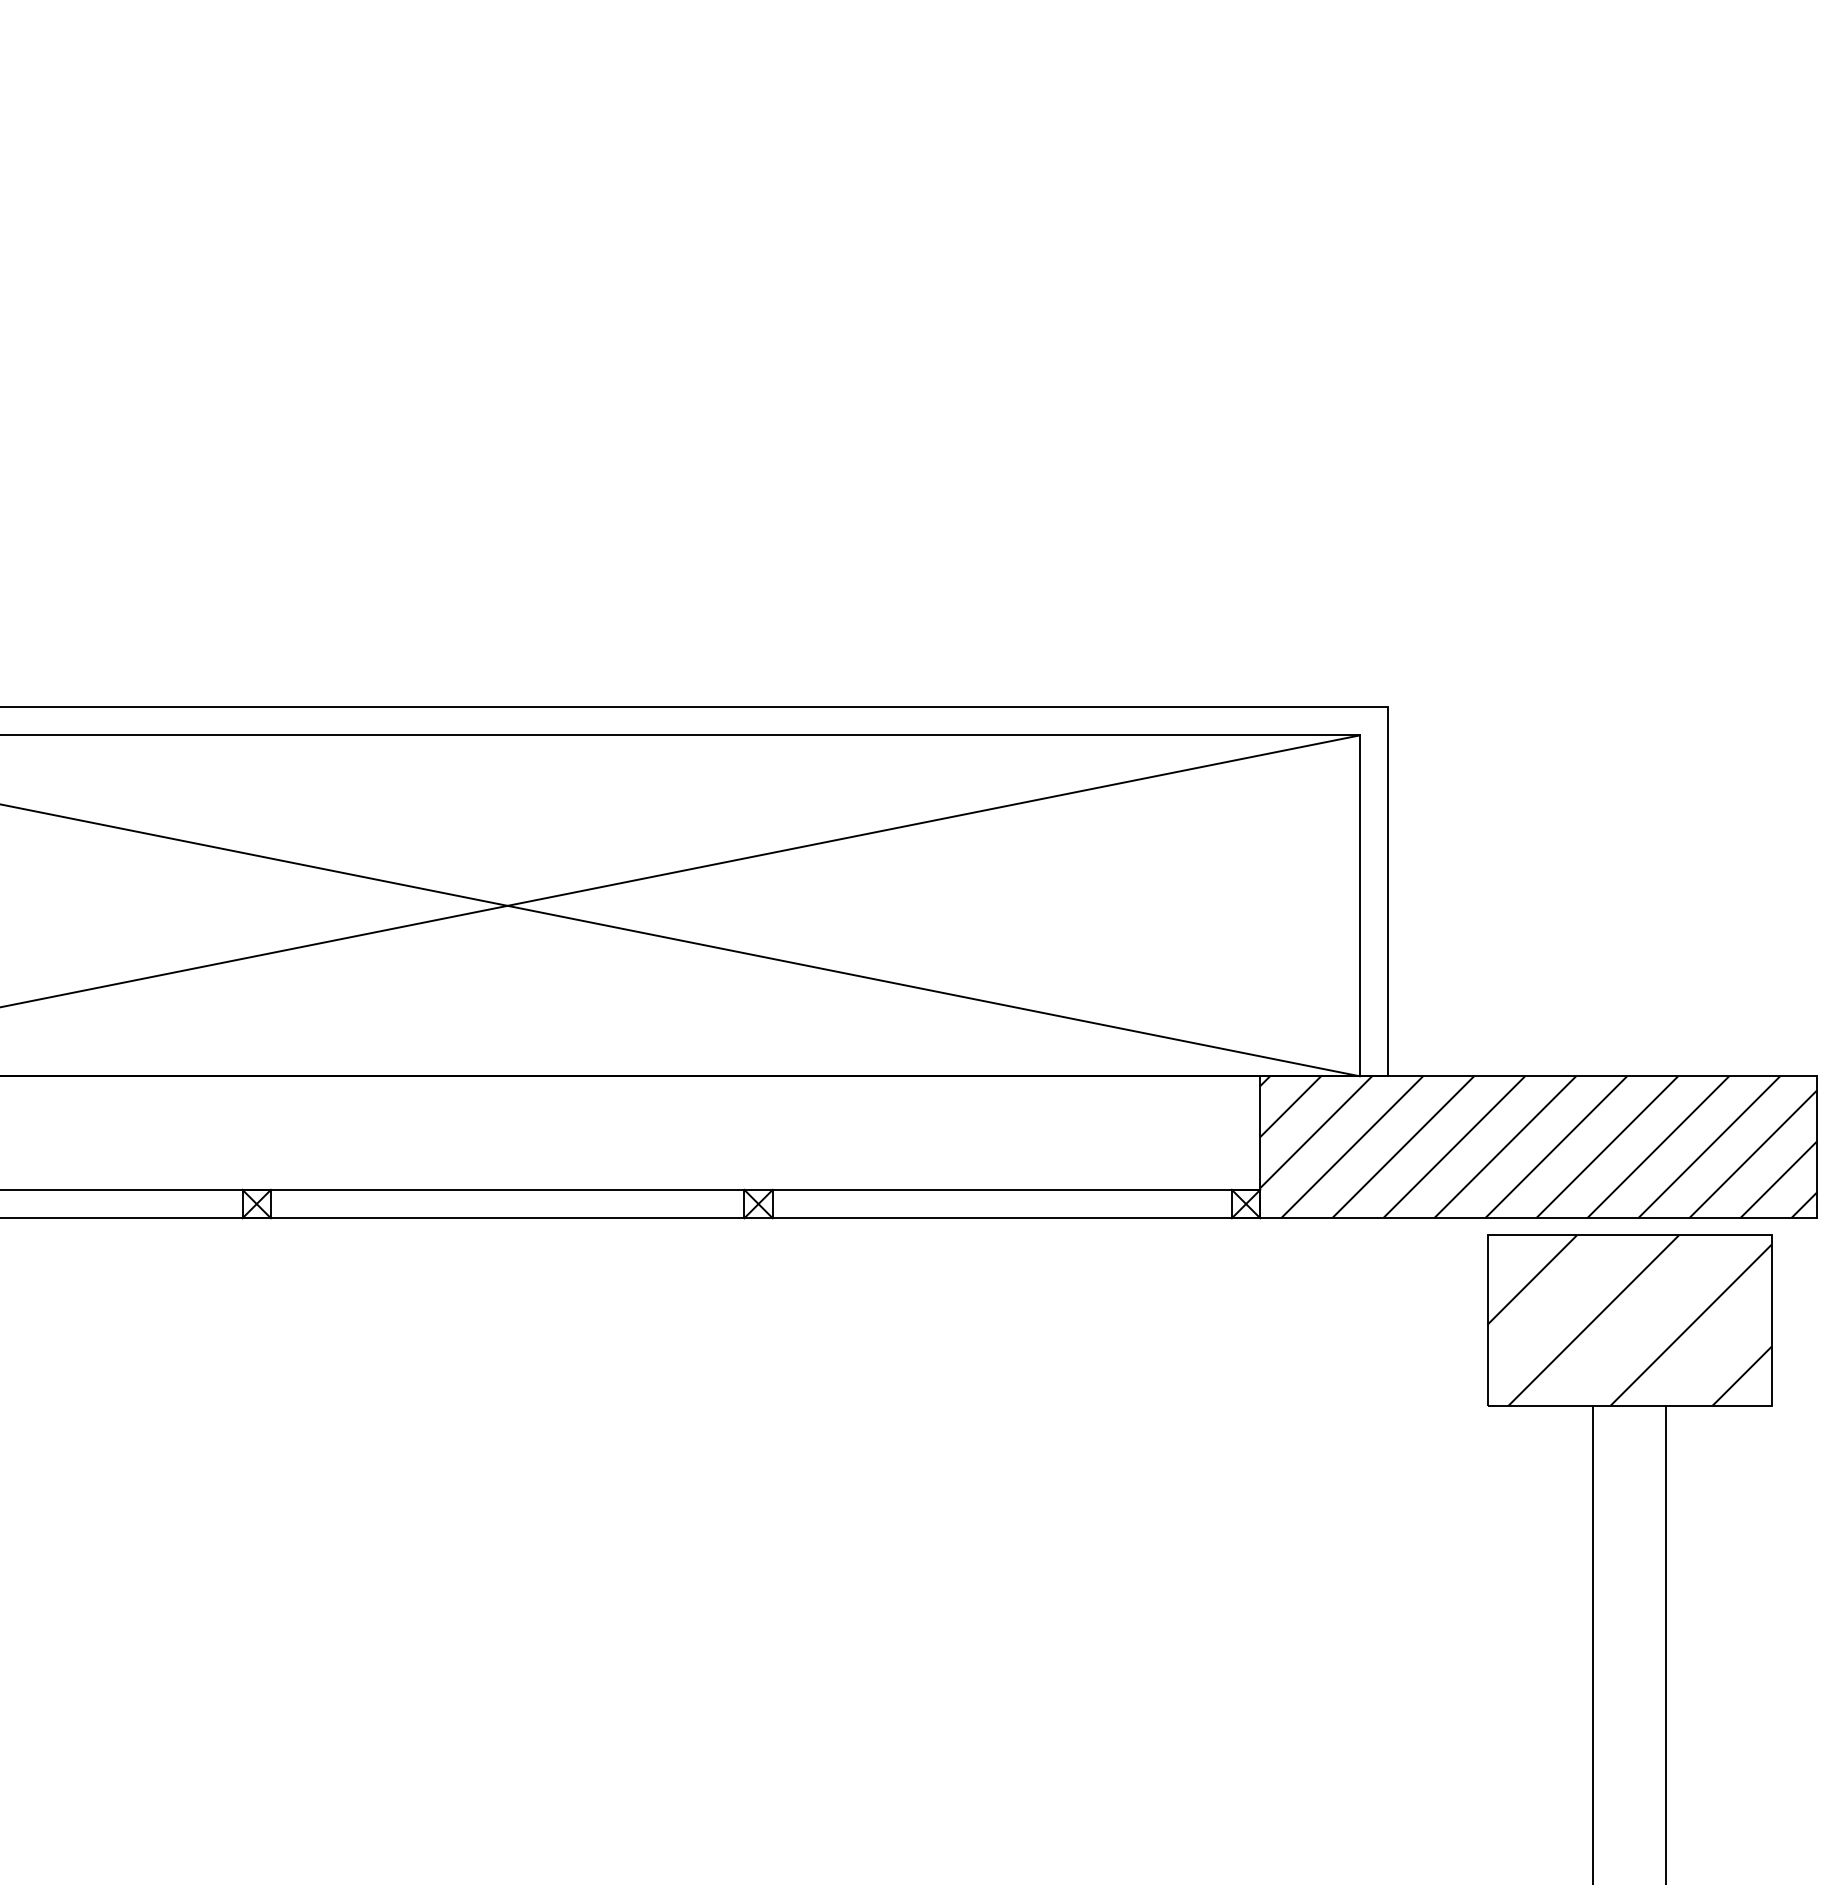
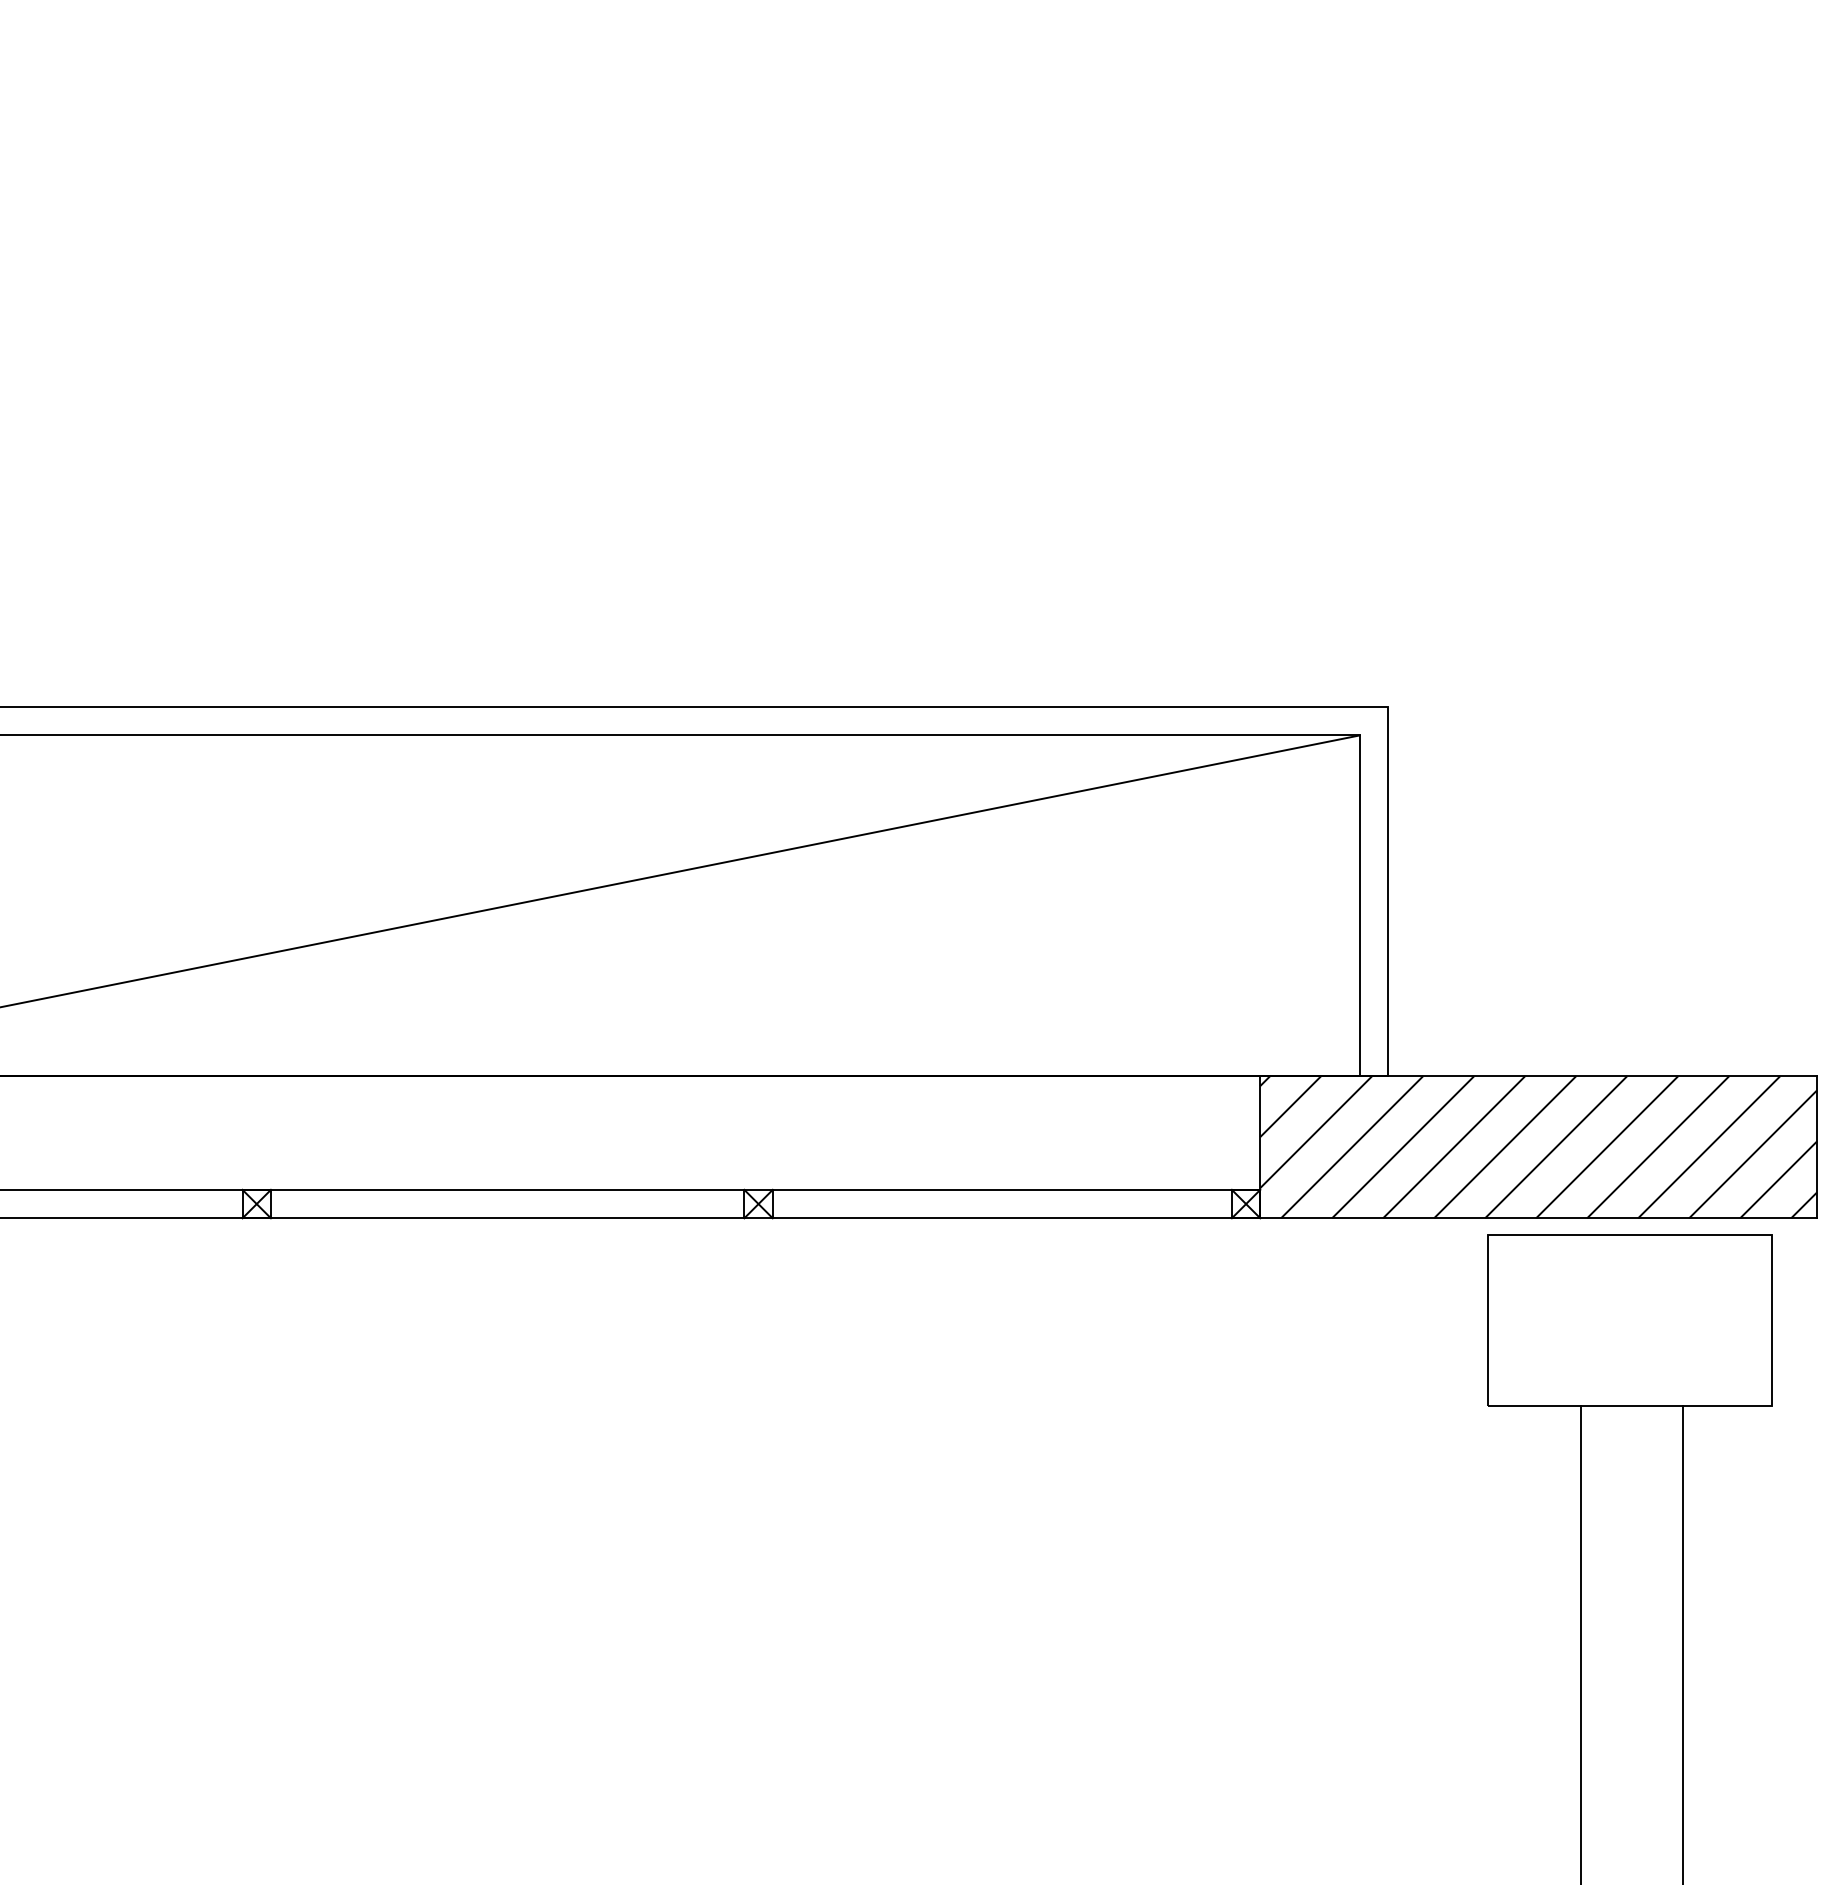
line: present -> none (680, 940)
hatch: present -> none (1629, 1320)
line position: (1593, 1643) -> (1581, 1643) (1581, 1643)
line position: (1665, 1643) -> (1682, 1643) (1682, 1643)
